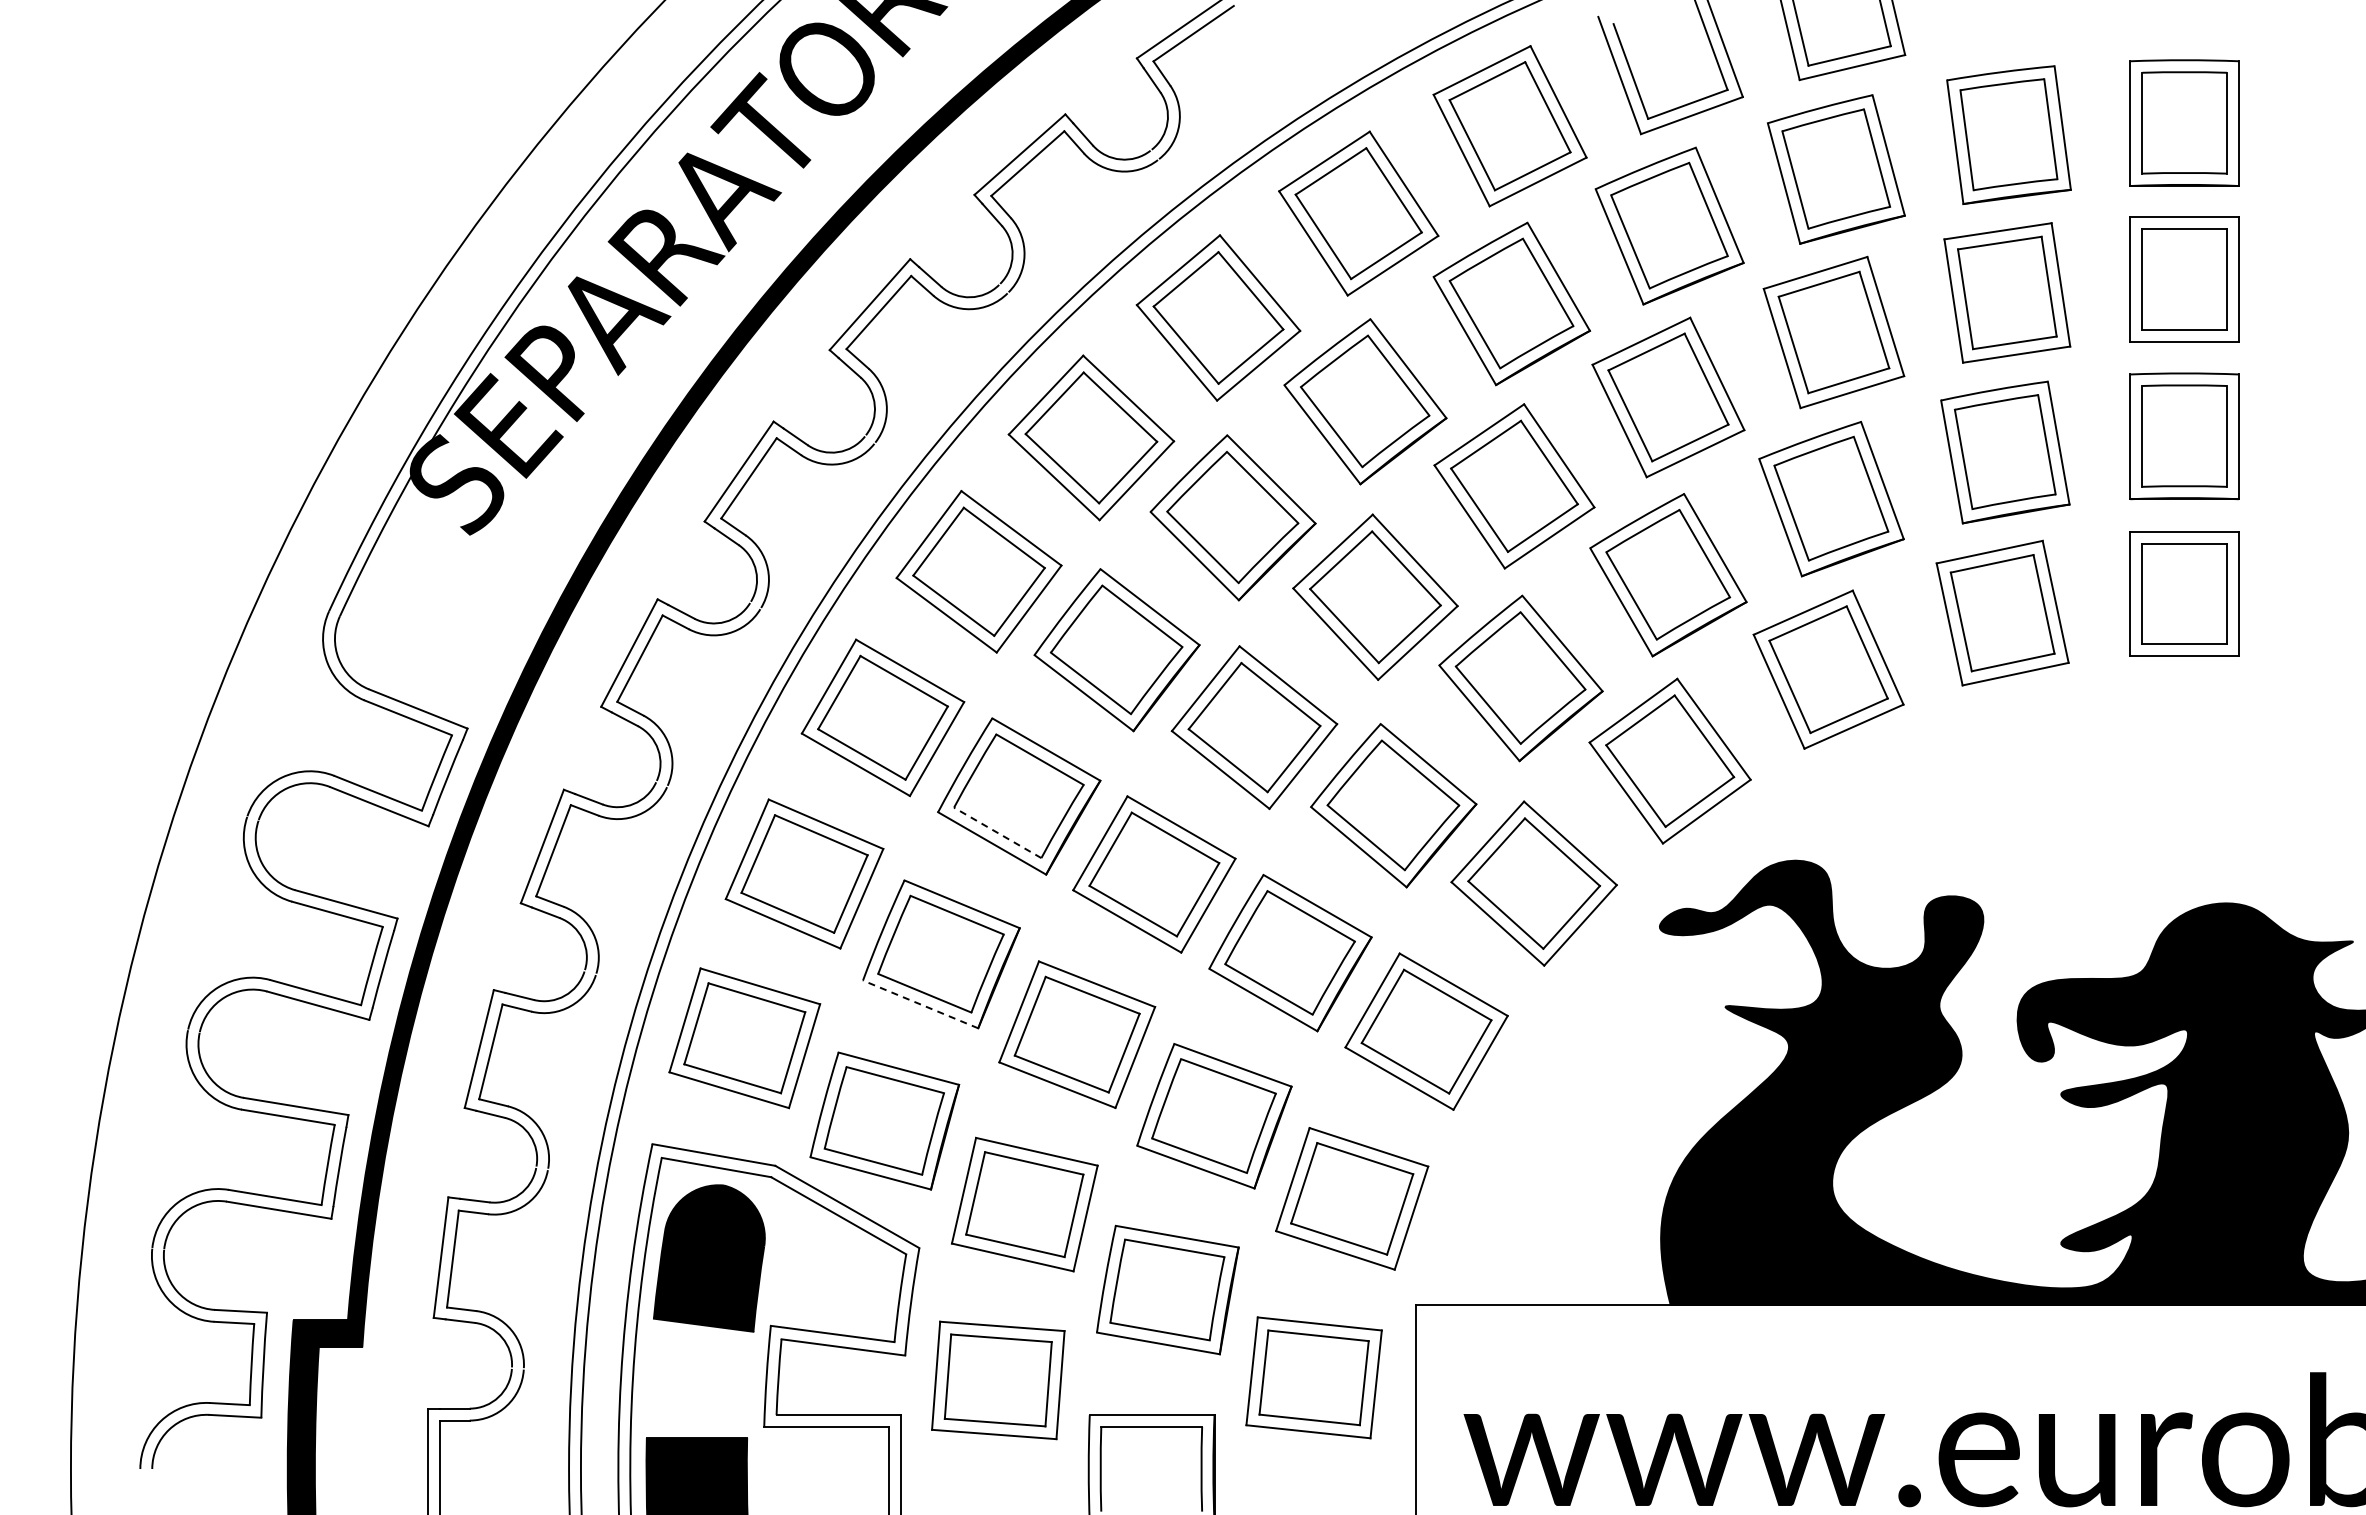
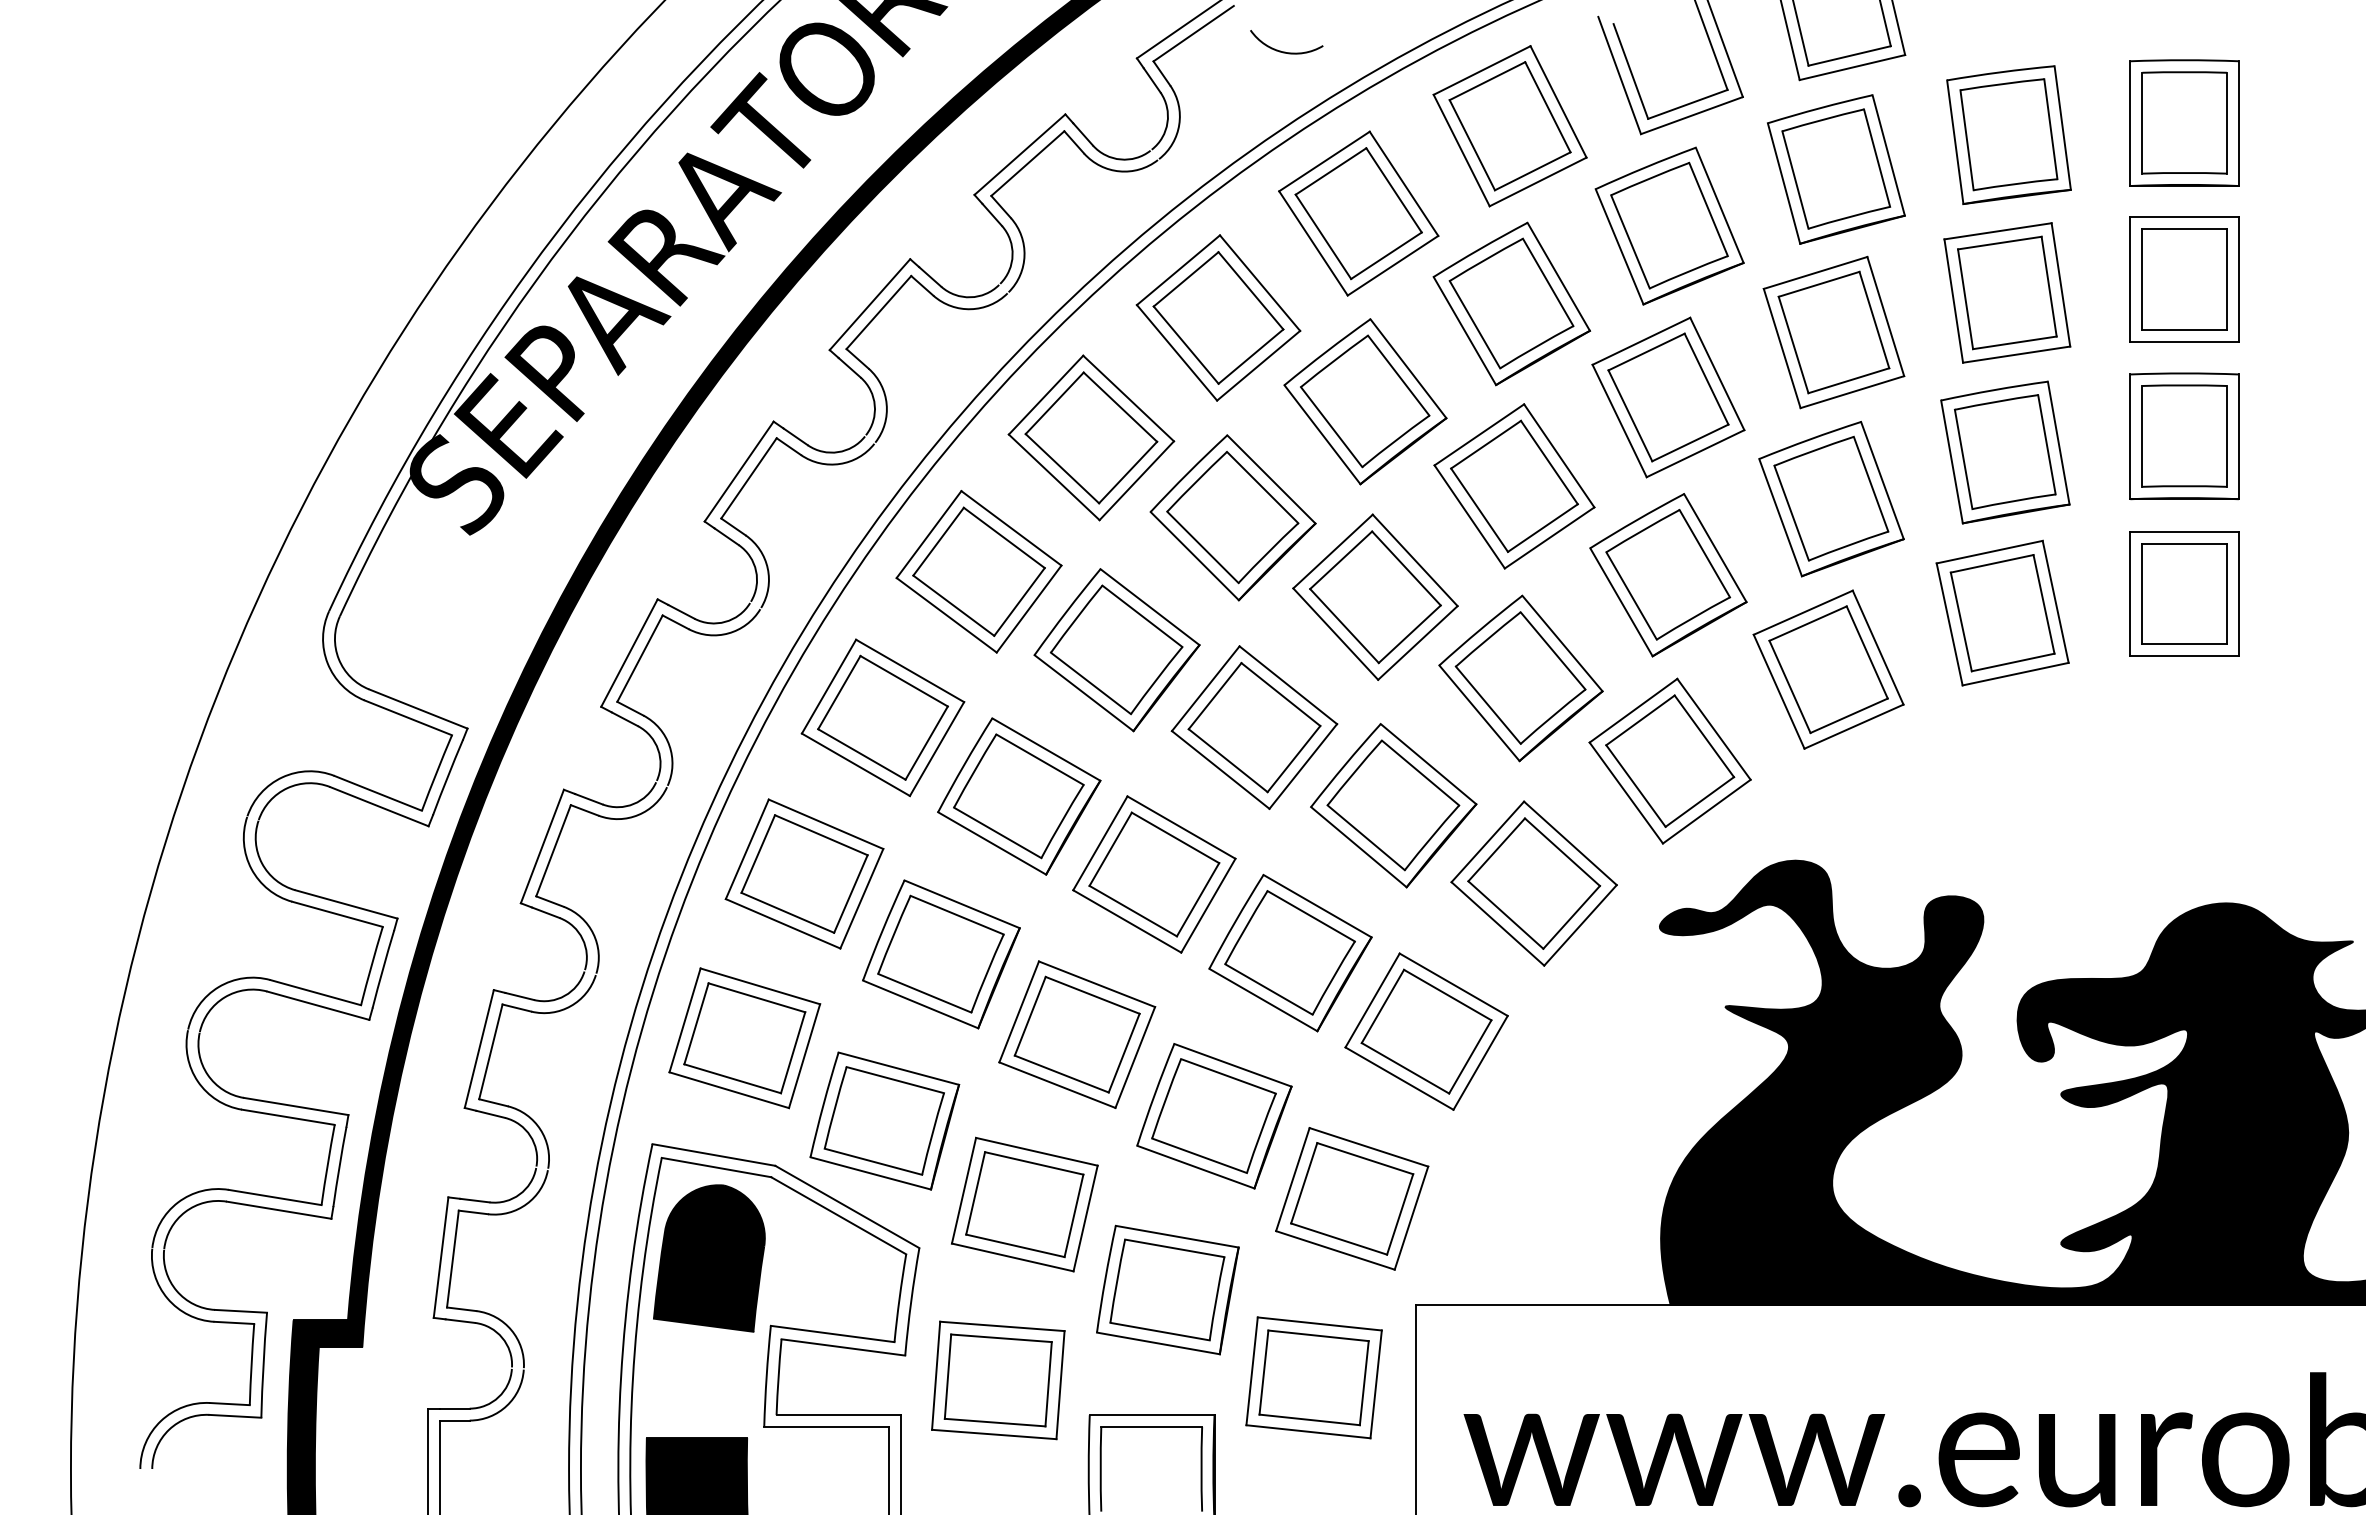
arc: none -> present (1285, 51)
line: dashed -> solid (997, 832)
line: dashed -> solid (920, 1004)
